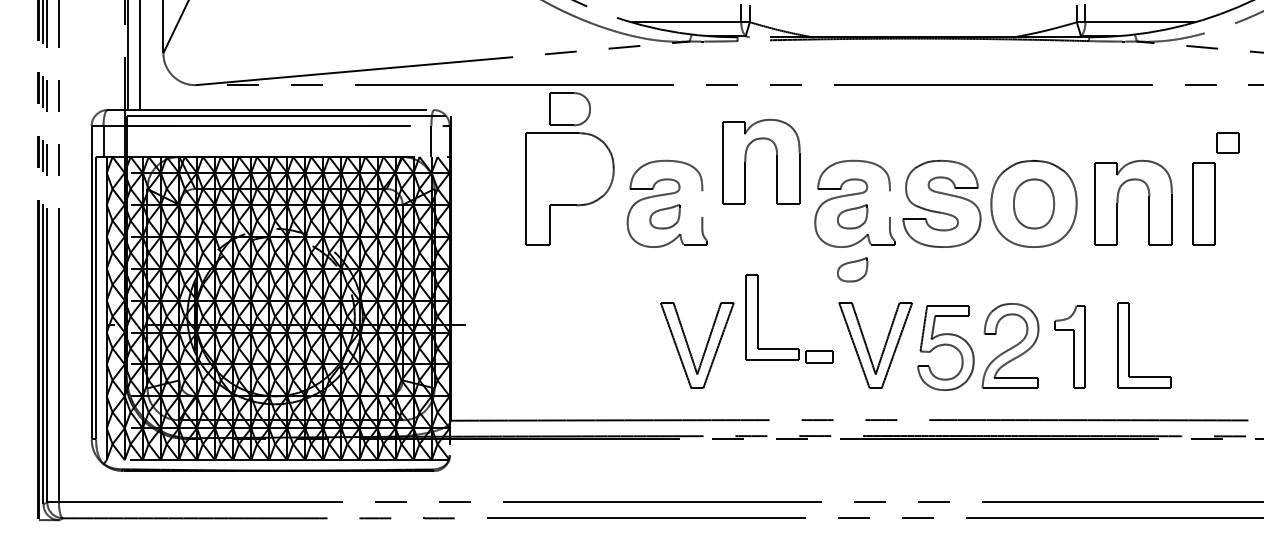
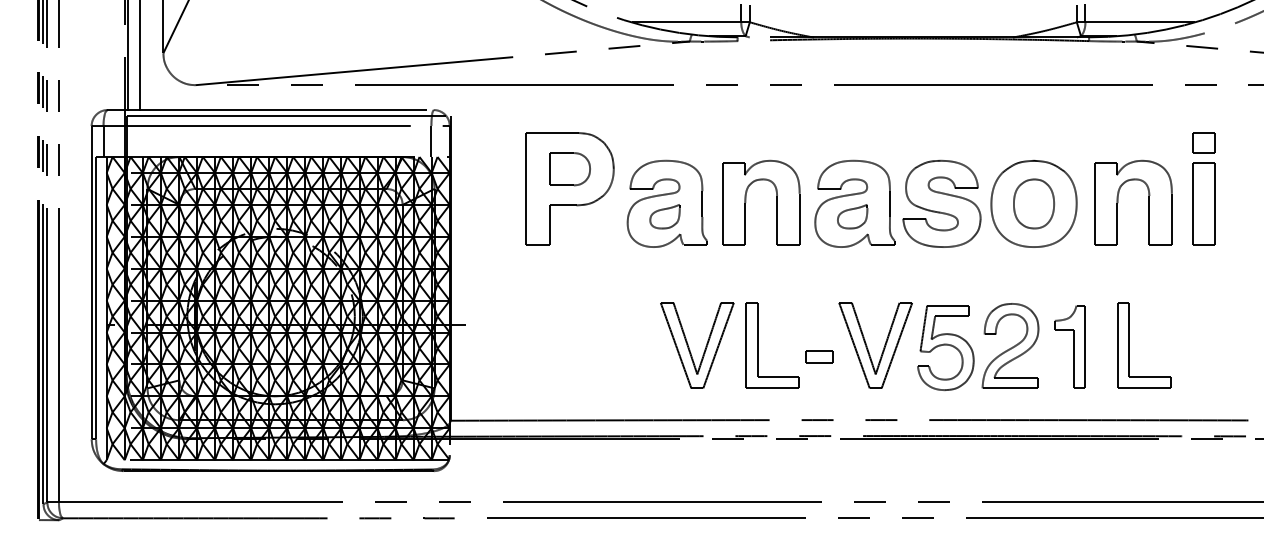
part position: (569, 109) -> (569, 169) (569, 169)
part position: (1227, 142) -> (1203, 142) (1203, 142)
part position: (746, 161) -> (746, 202) (746, 202)
line: none -> present (702, 203)
line: none -> present (889, 203)
part: present -> none (852, 269)
part position: (758, 317) -> (758, 345) (758, 345)
